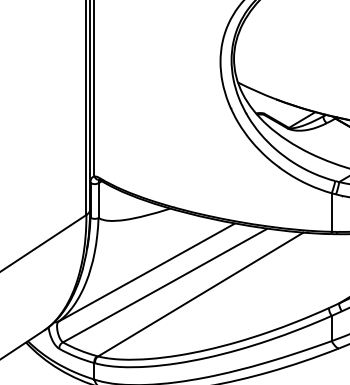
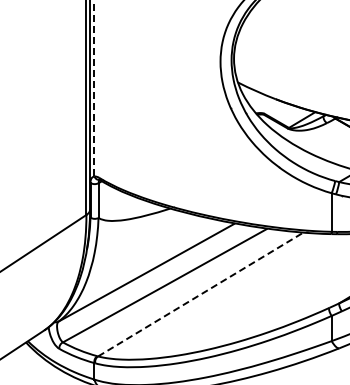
line: solid -> dashed (94, 88)
line: solid -> dashed (200, 294)
